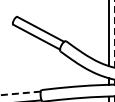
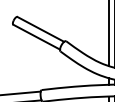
line: dashed -> solid (114, 33)
line: dashed -> solid (19, 93)
